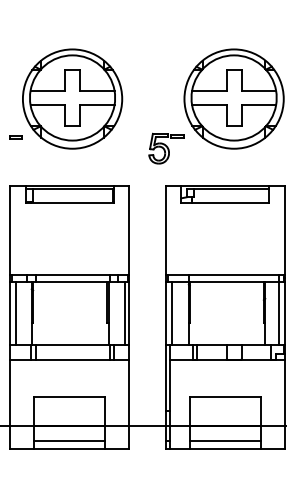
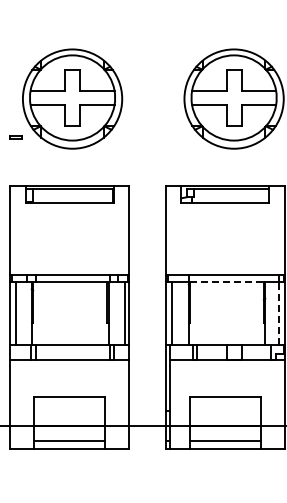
part: present -> none (166, 148)
line: solid -> dashed (227, 281)
line: solid -> dashed (278, 313)
